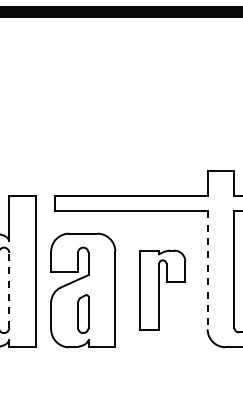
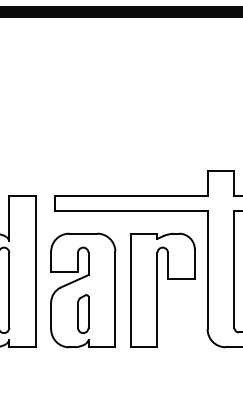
line: dashed -> solid (207, 270)
line: dashed -> solid (9, 289)
part size: 48x82 px -> 66x116 px (162, 289)
